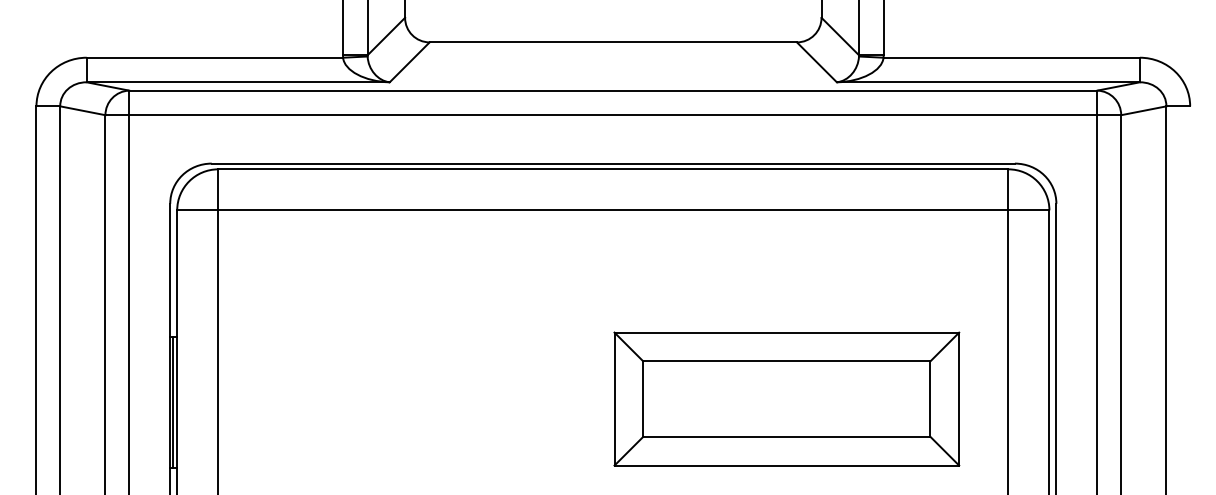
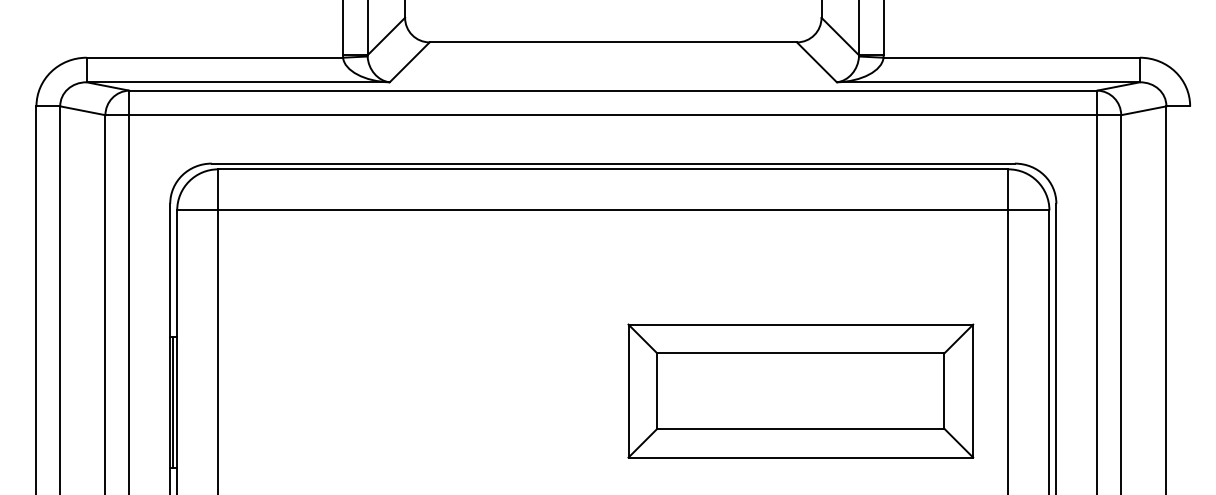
part position: (786, 398) -> (800, 390) (800, 390)
